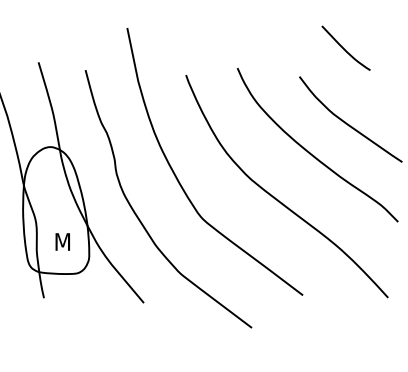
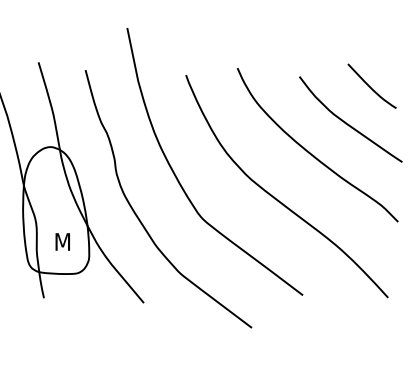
curve position: (344, 48) -> (370, 86) (370, 86)
